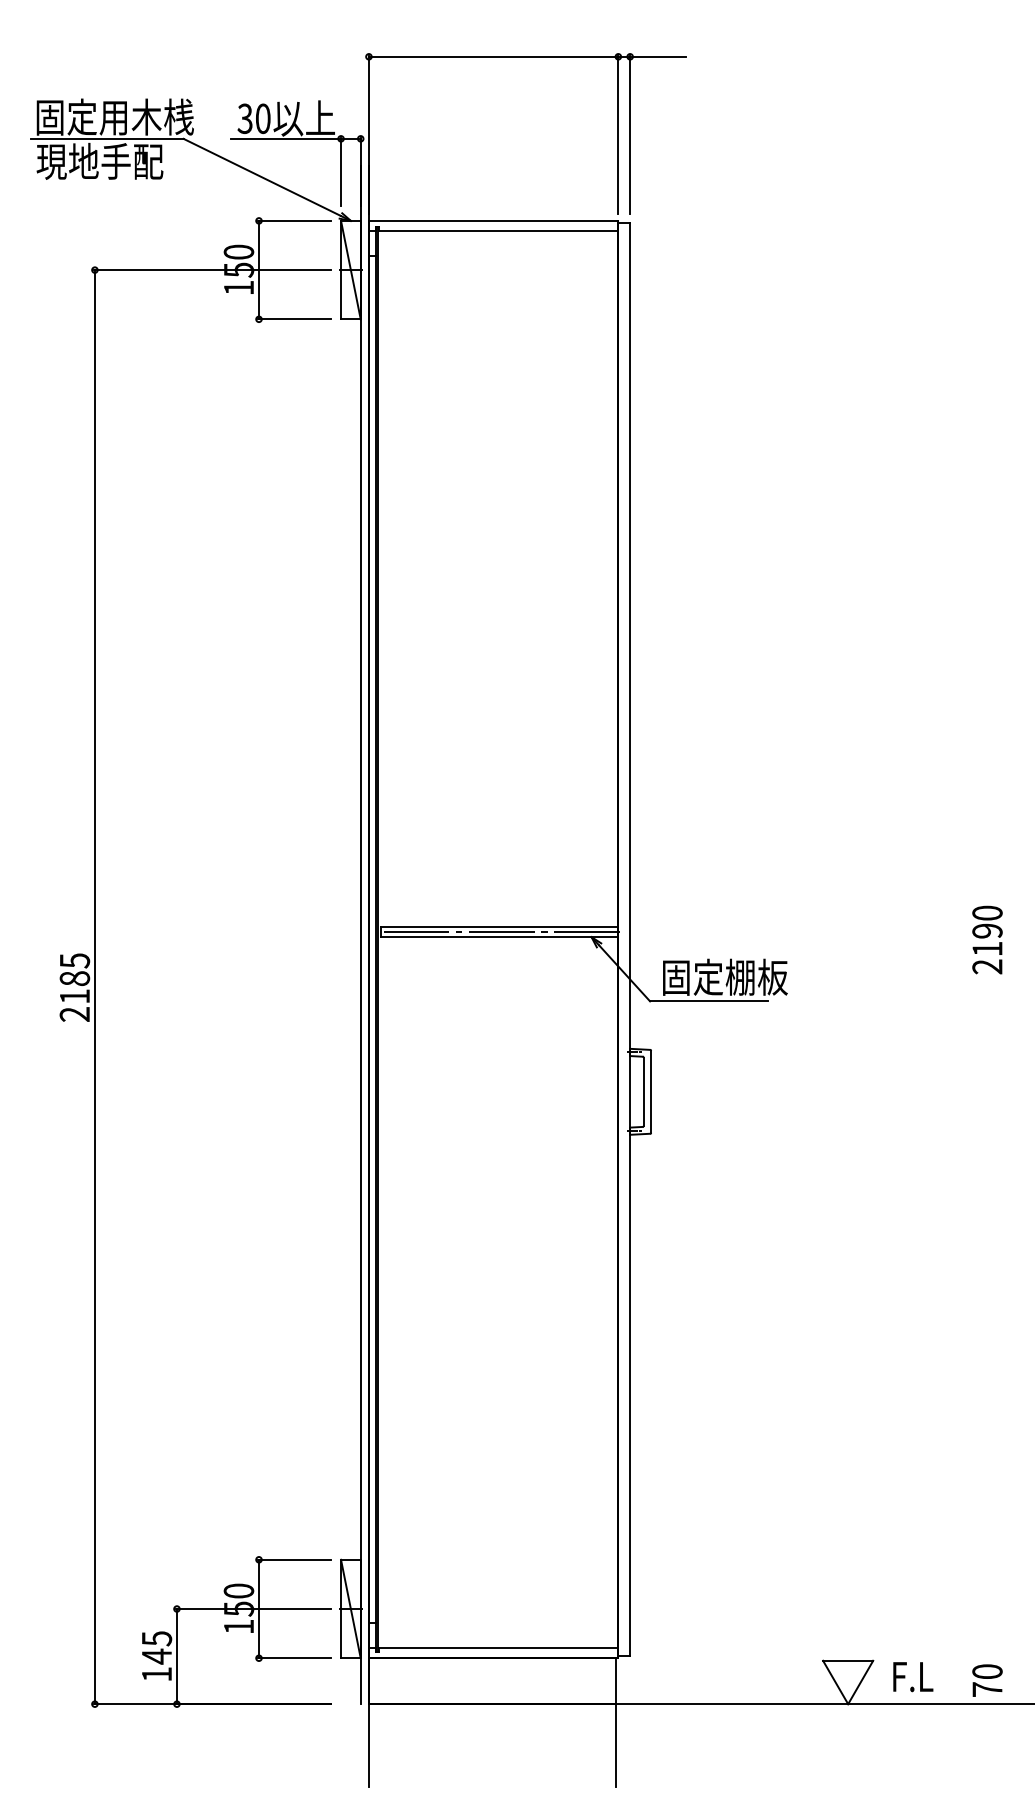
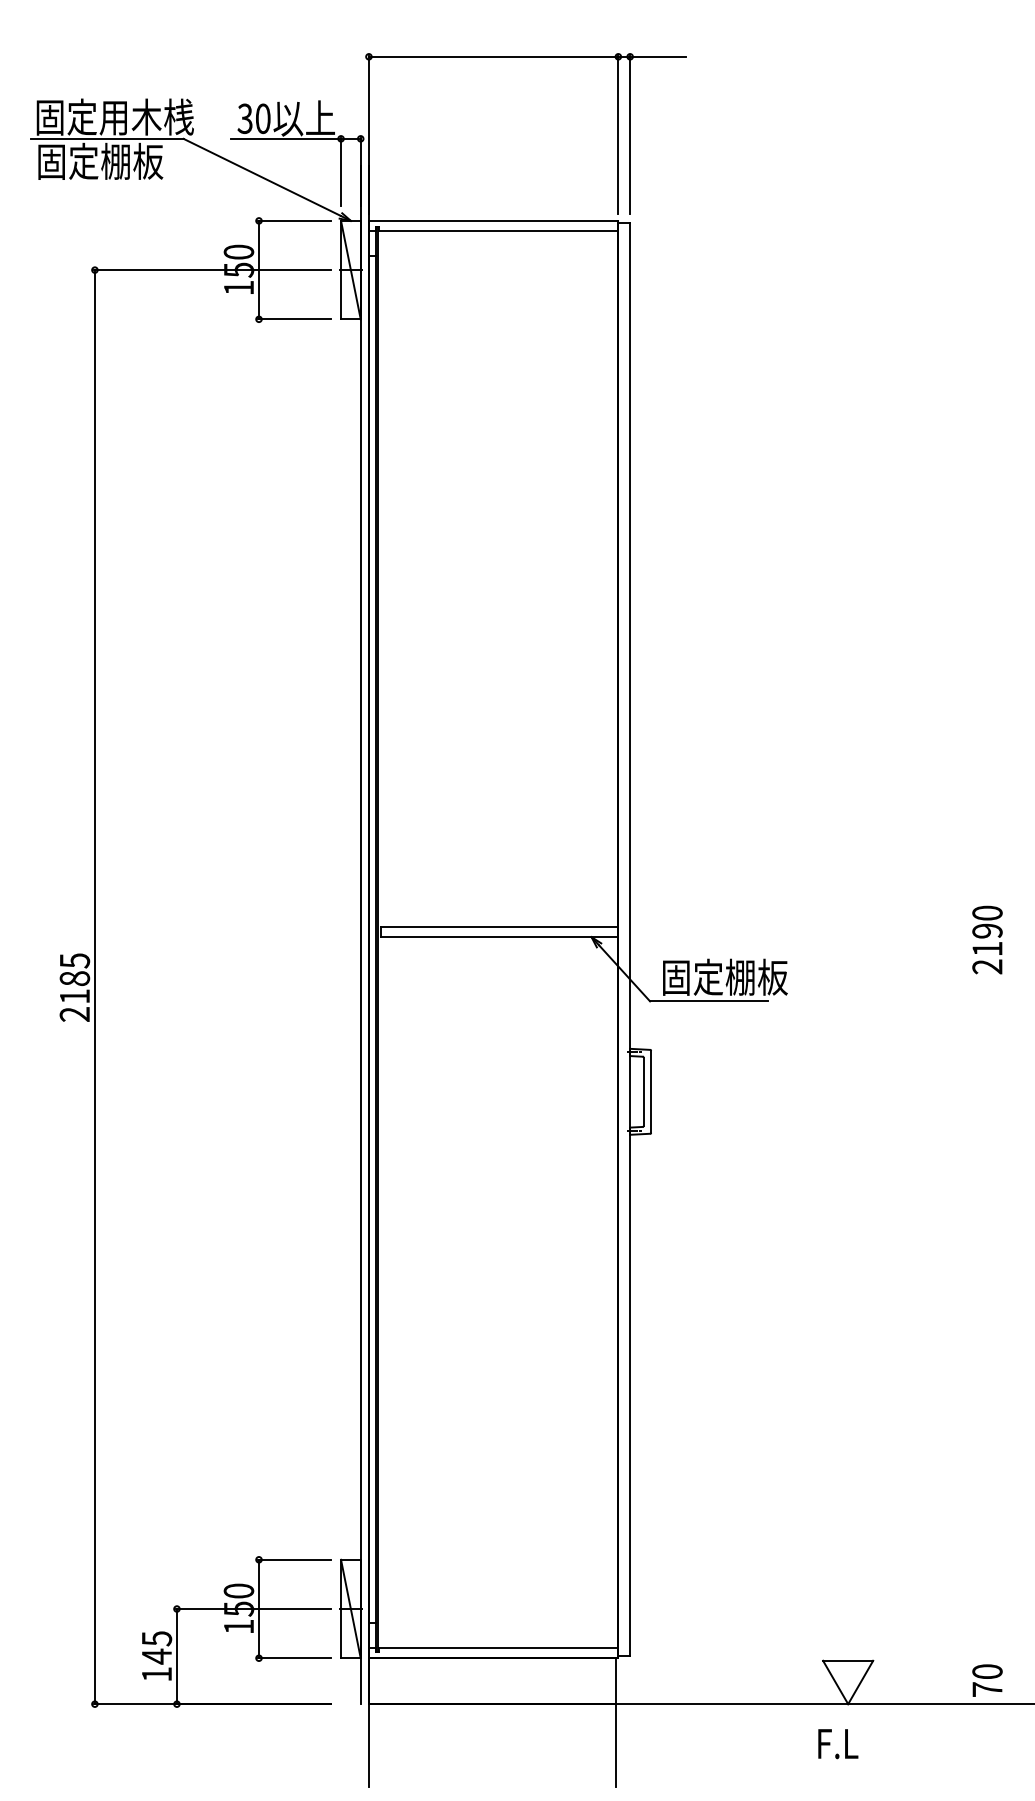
text: 現地手配 -> 固定棚板 (99, 160)
line: present -> none (498, 932)
text position: (913, 1677) -> (838, 1744) (838, 1744)
